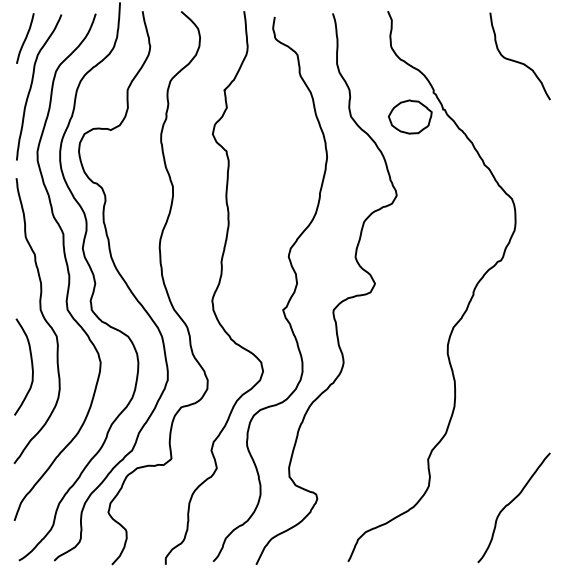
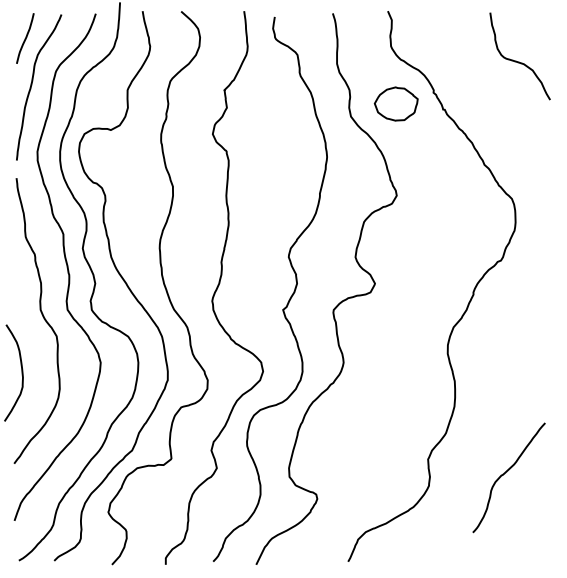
part position: (409, 116) -> (395, 103) (395, 103)
curve position: (31, 366) -> (21, 372) (21, 372)
curve position: (510, 503) -> (505, 473) (505, 473)
